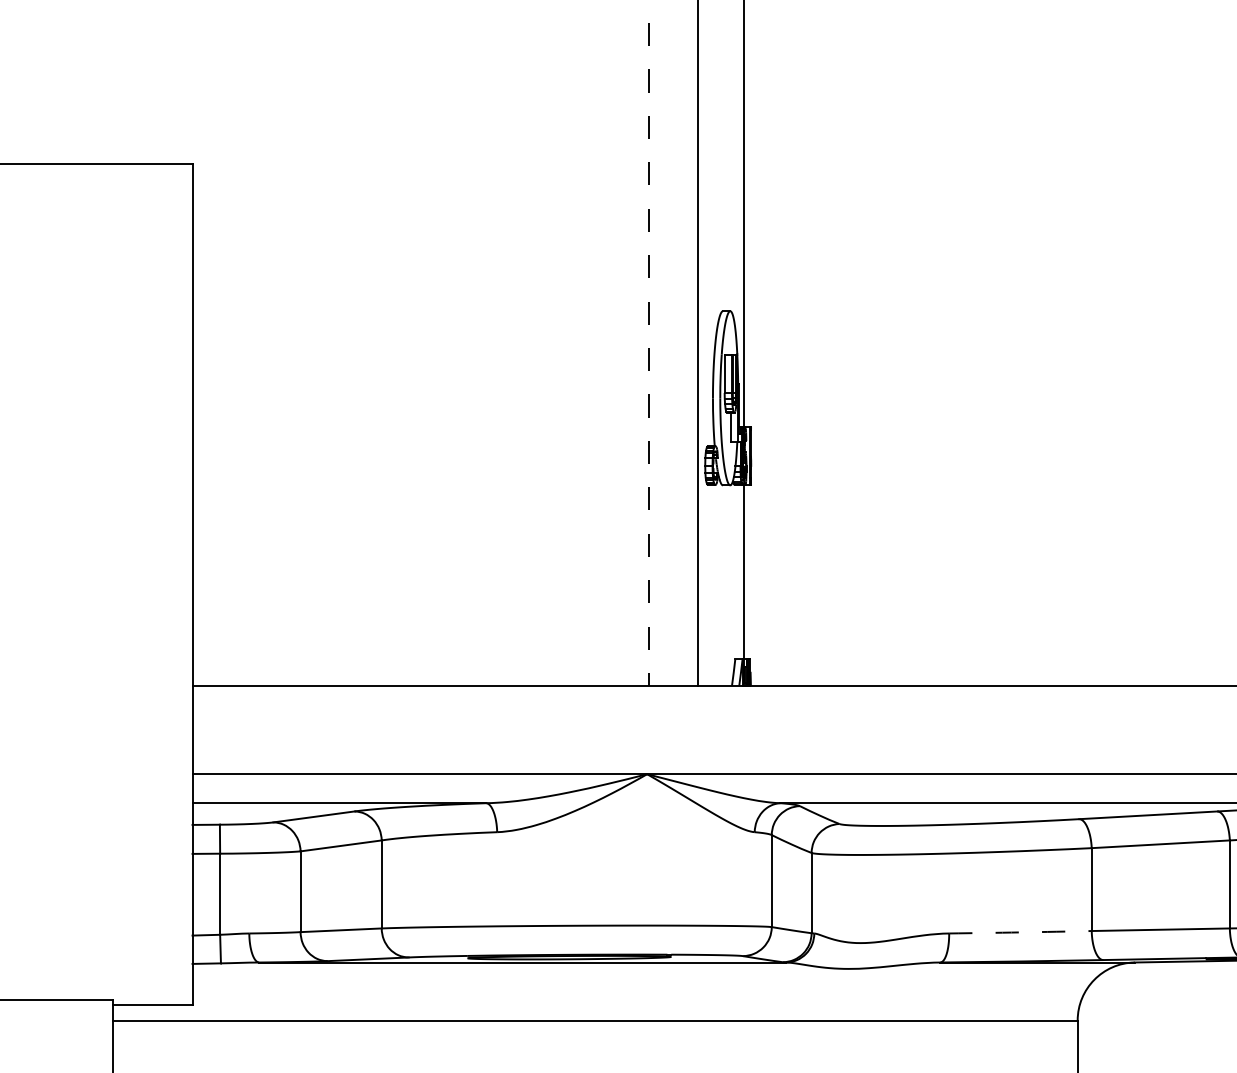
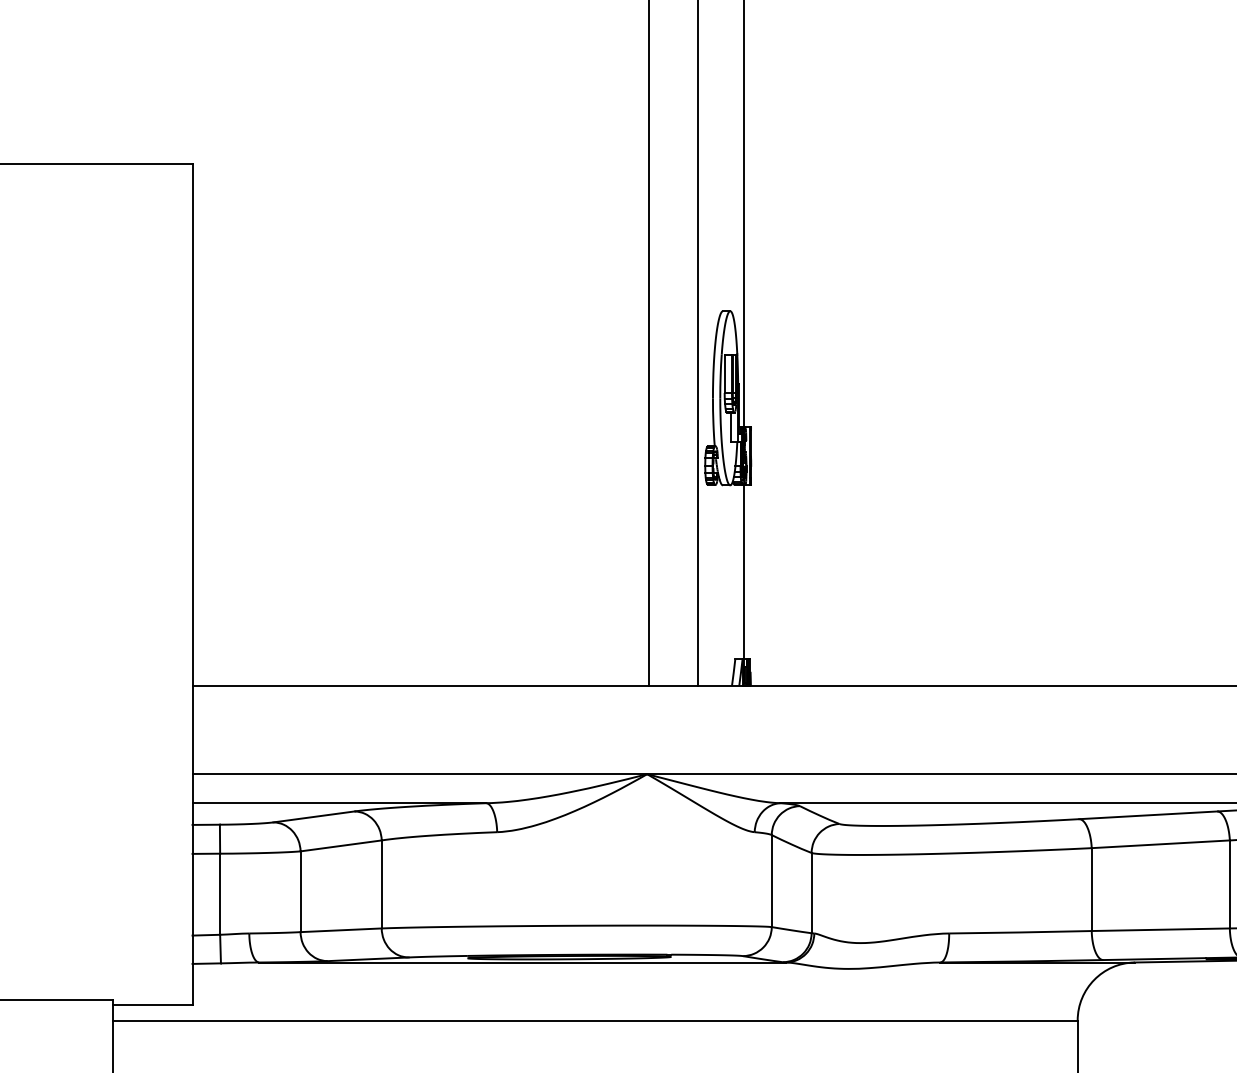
line: dashed -> solid (649, 342)
arc: dashed -> solid (1020, 932)
